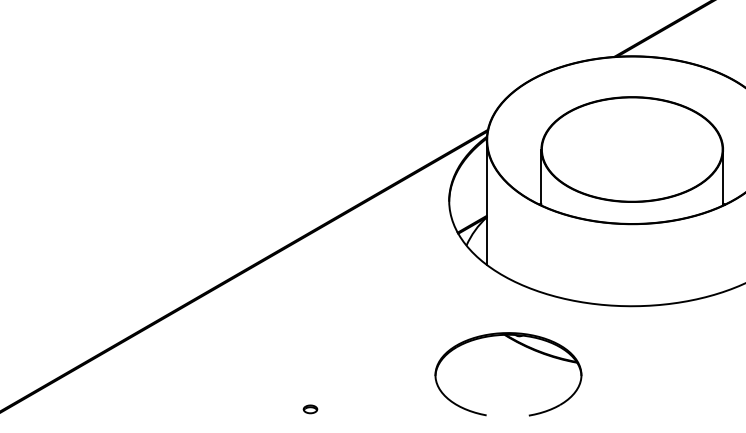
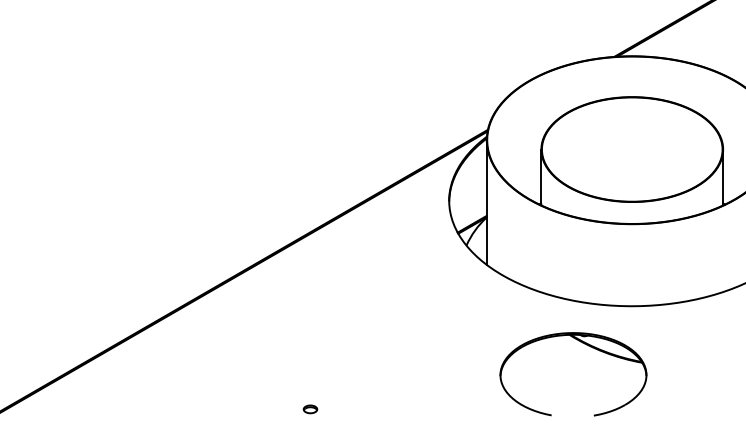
part position: (523, 346) -> (588, 346) (588, 346)
